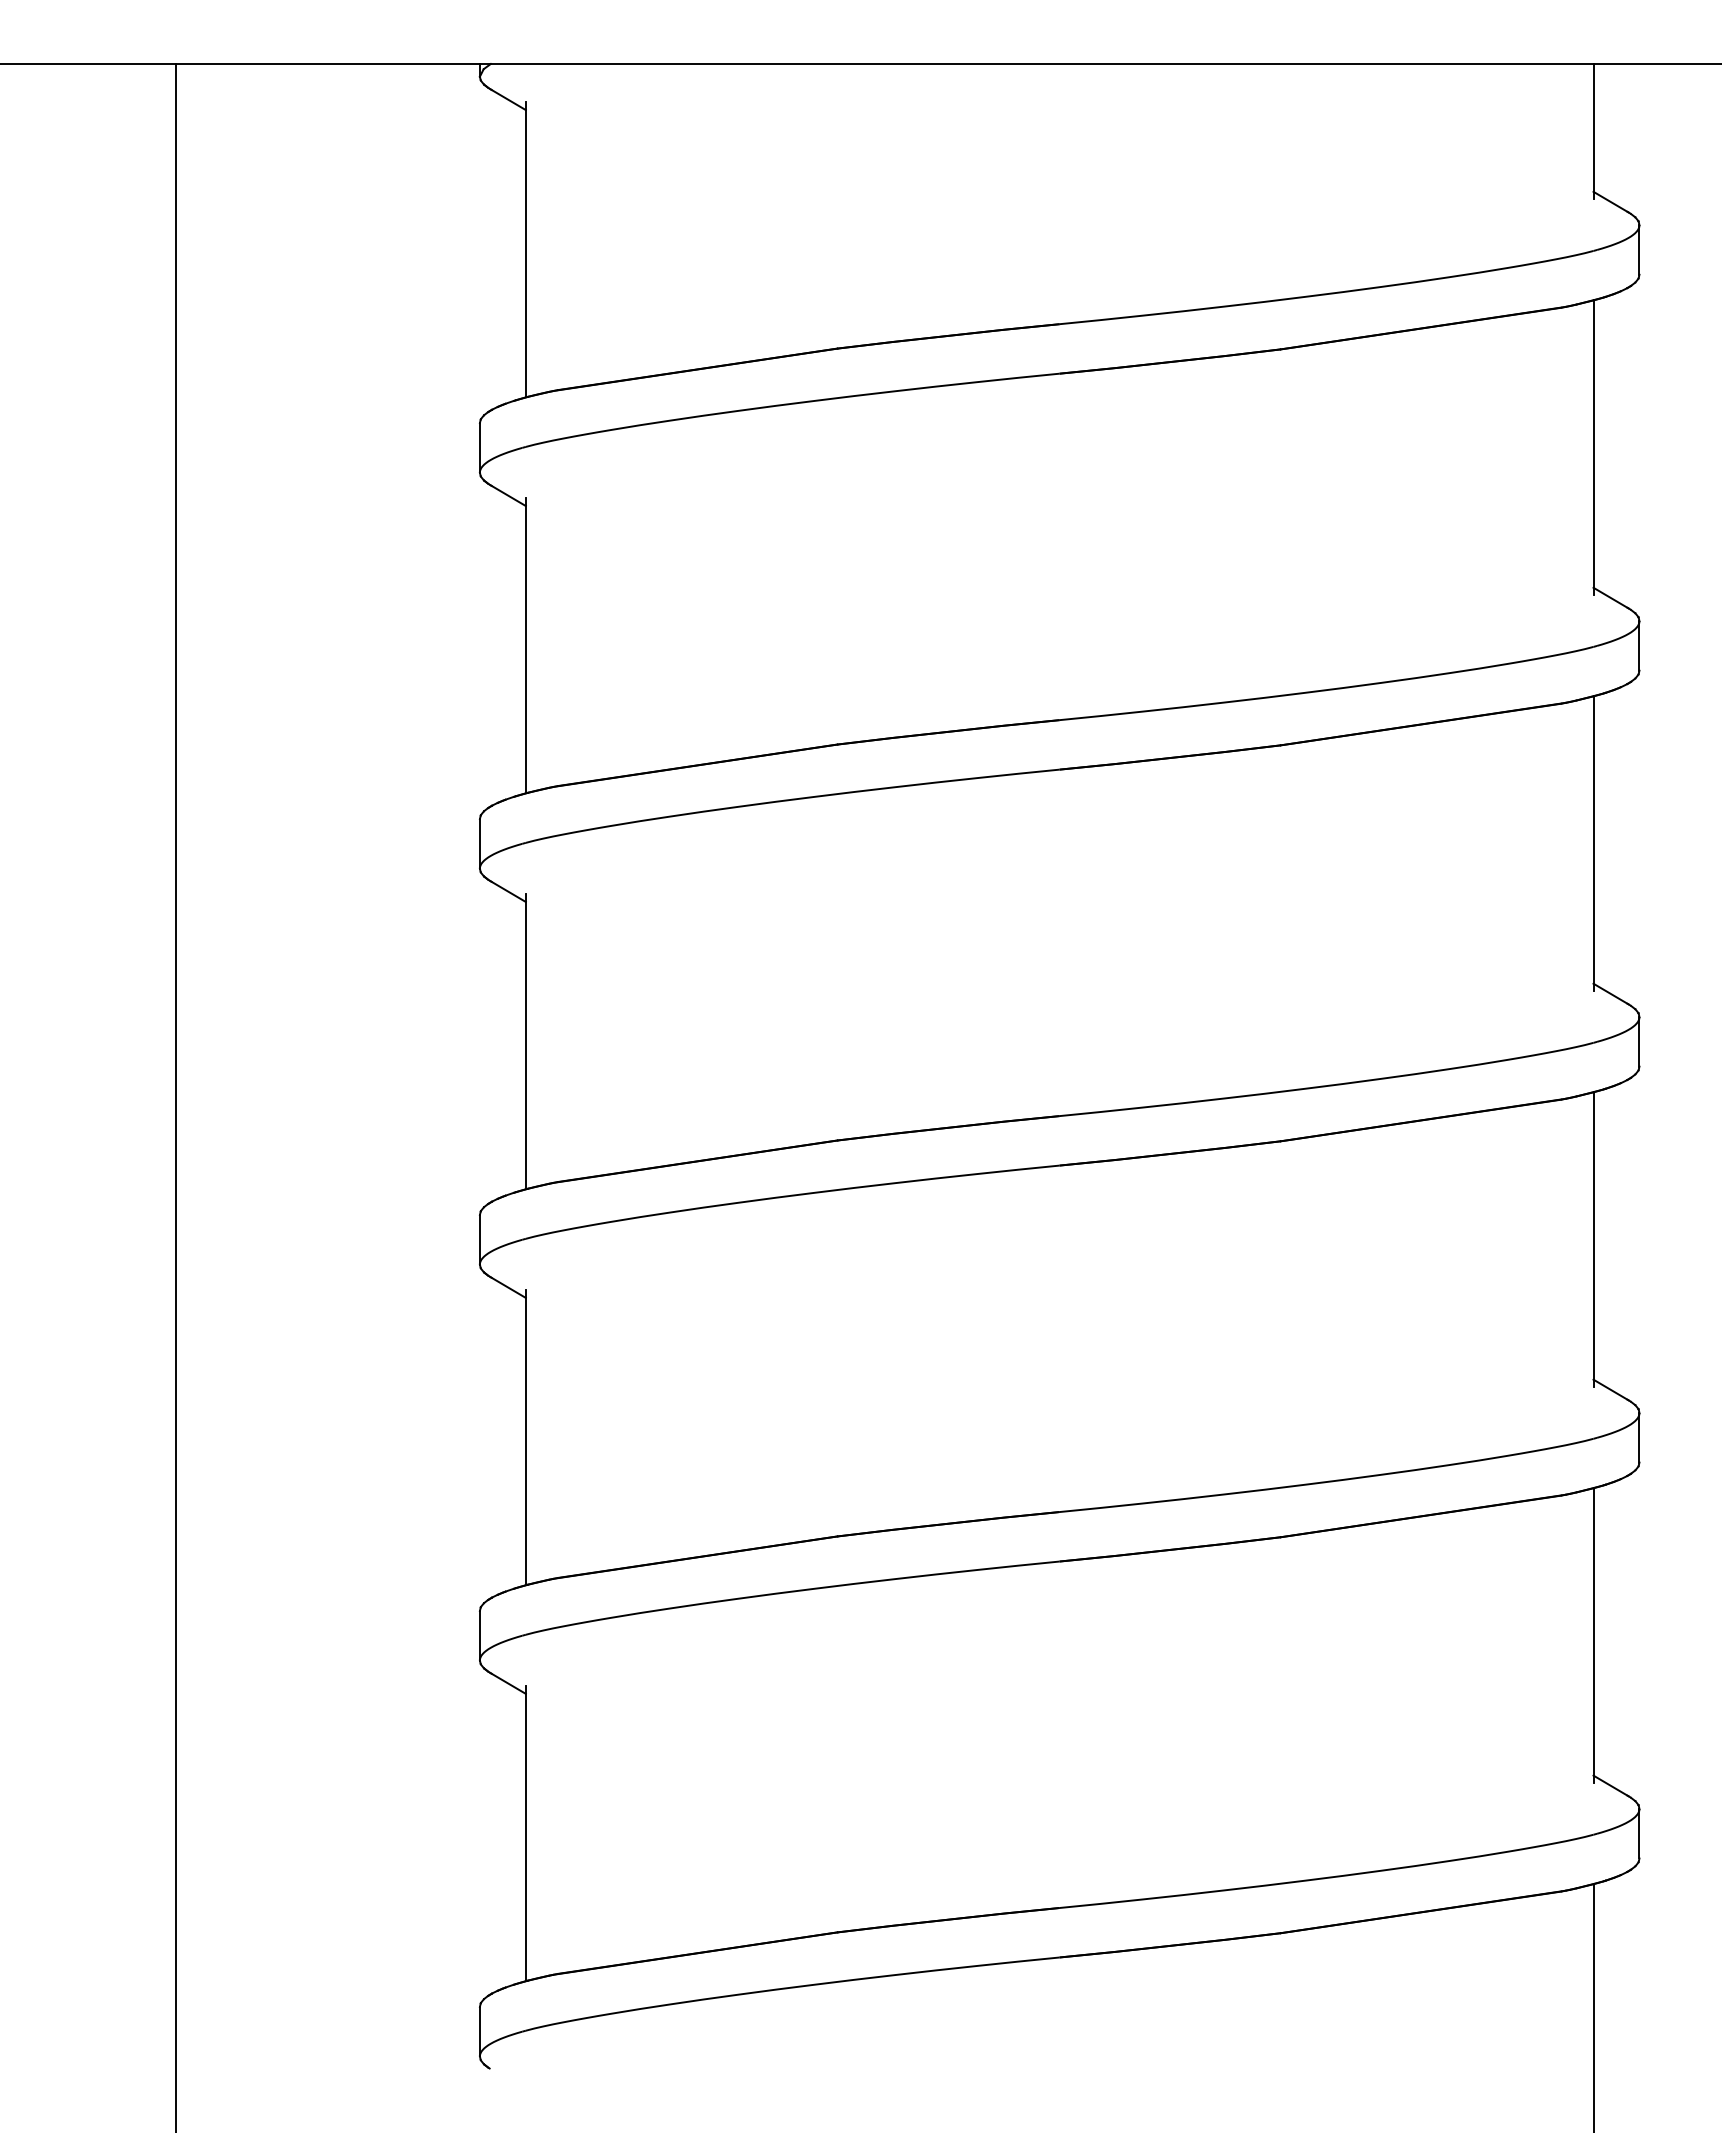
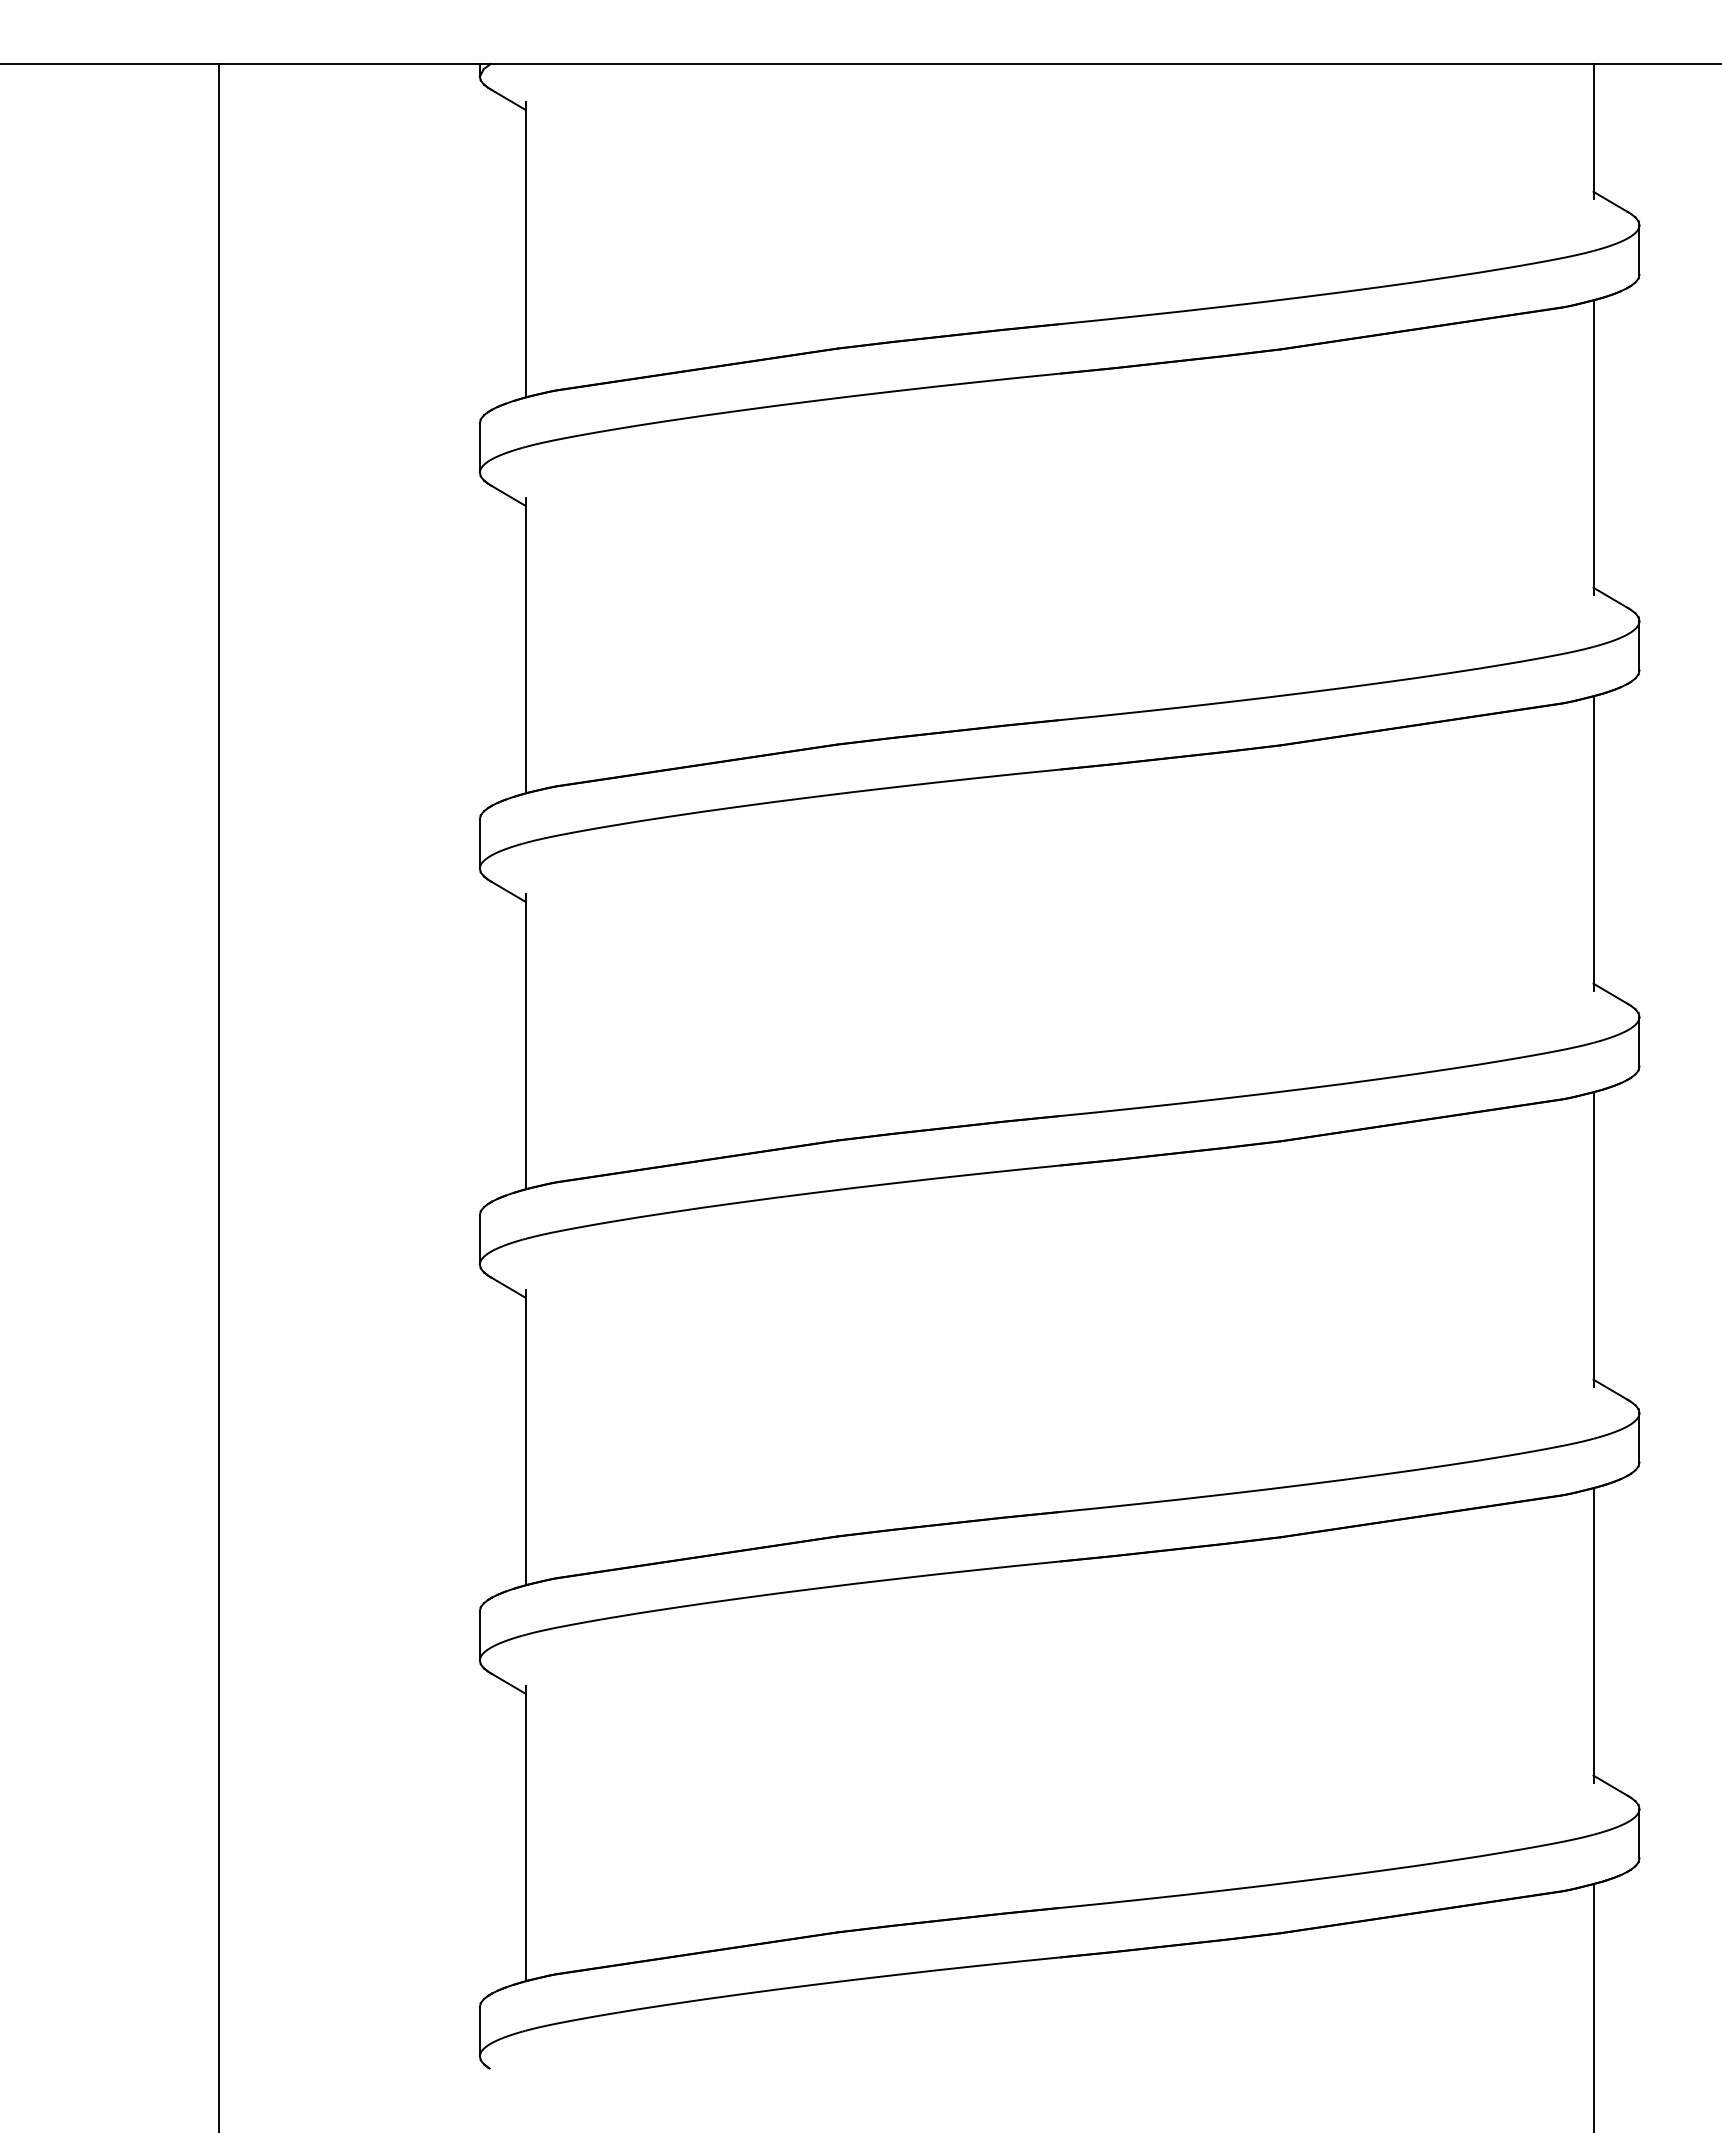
line position: (175, 1096) -> (218, 1096) (218, 1096)
